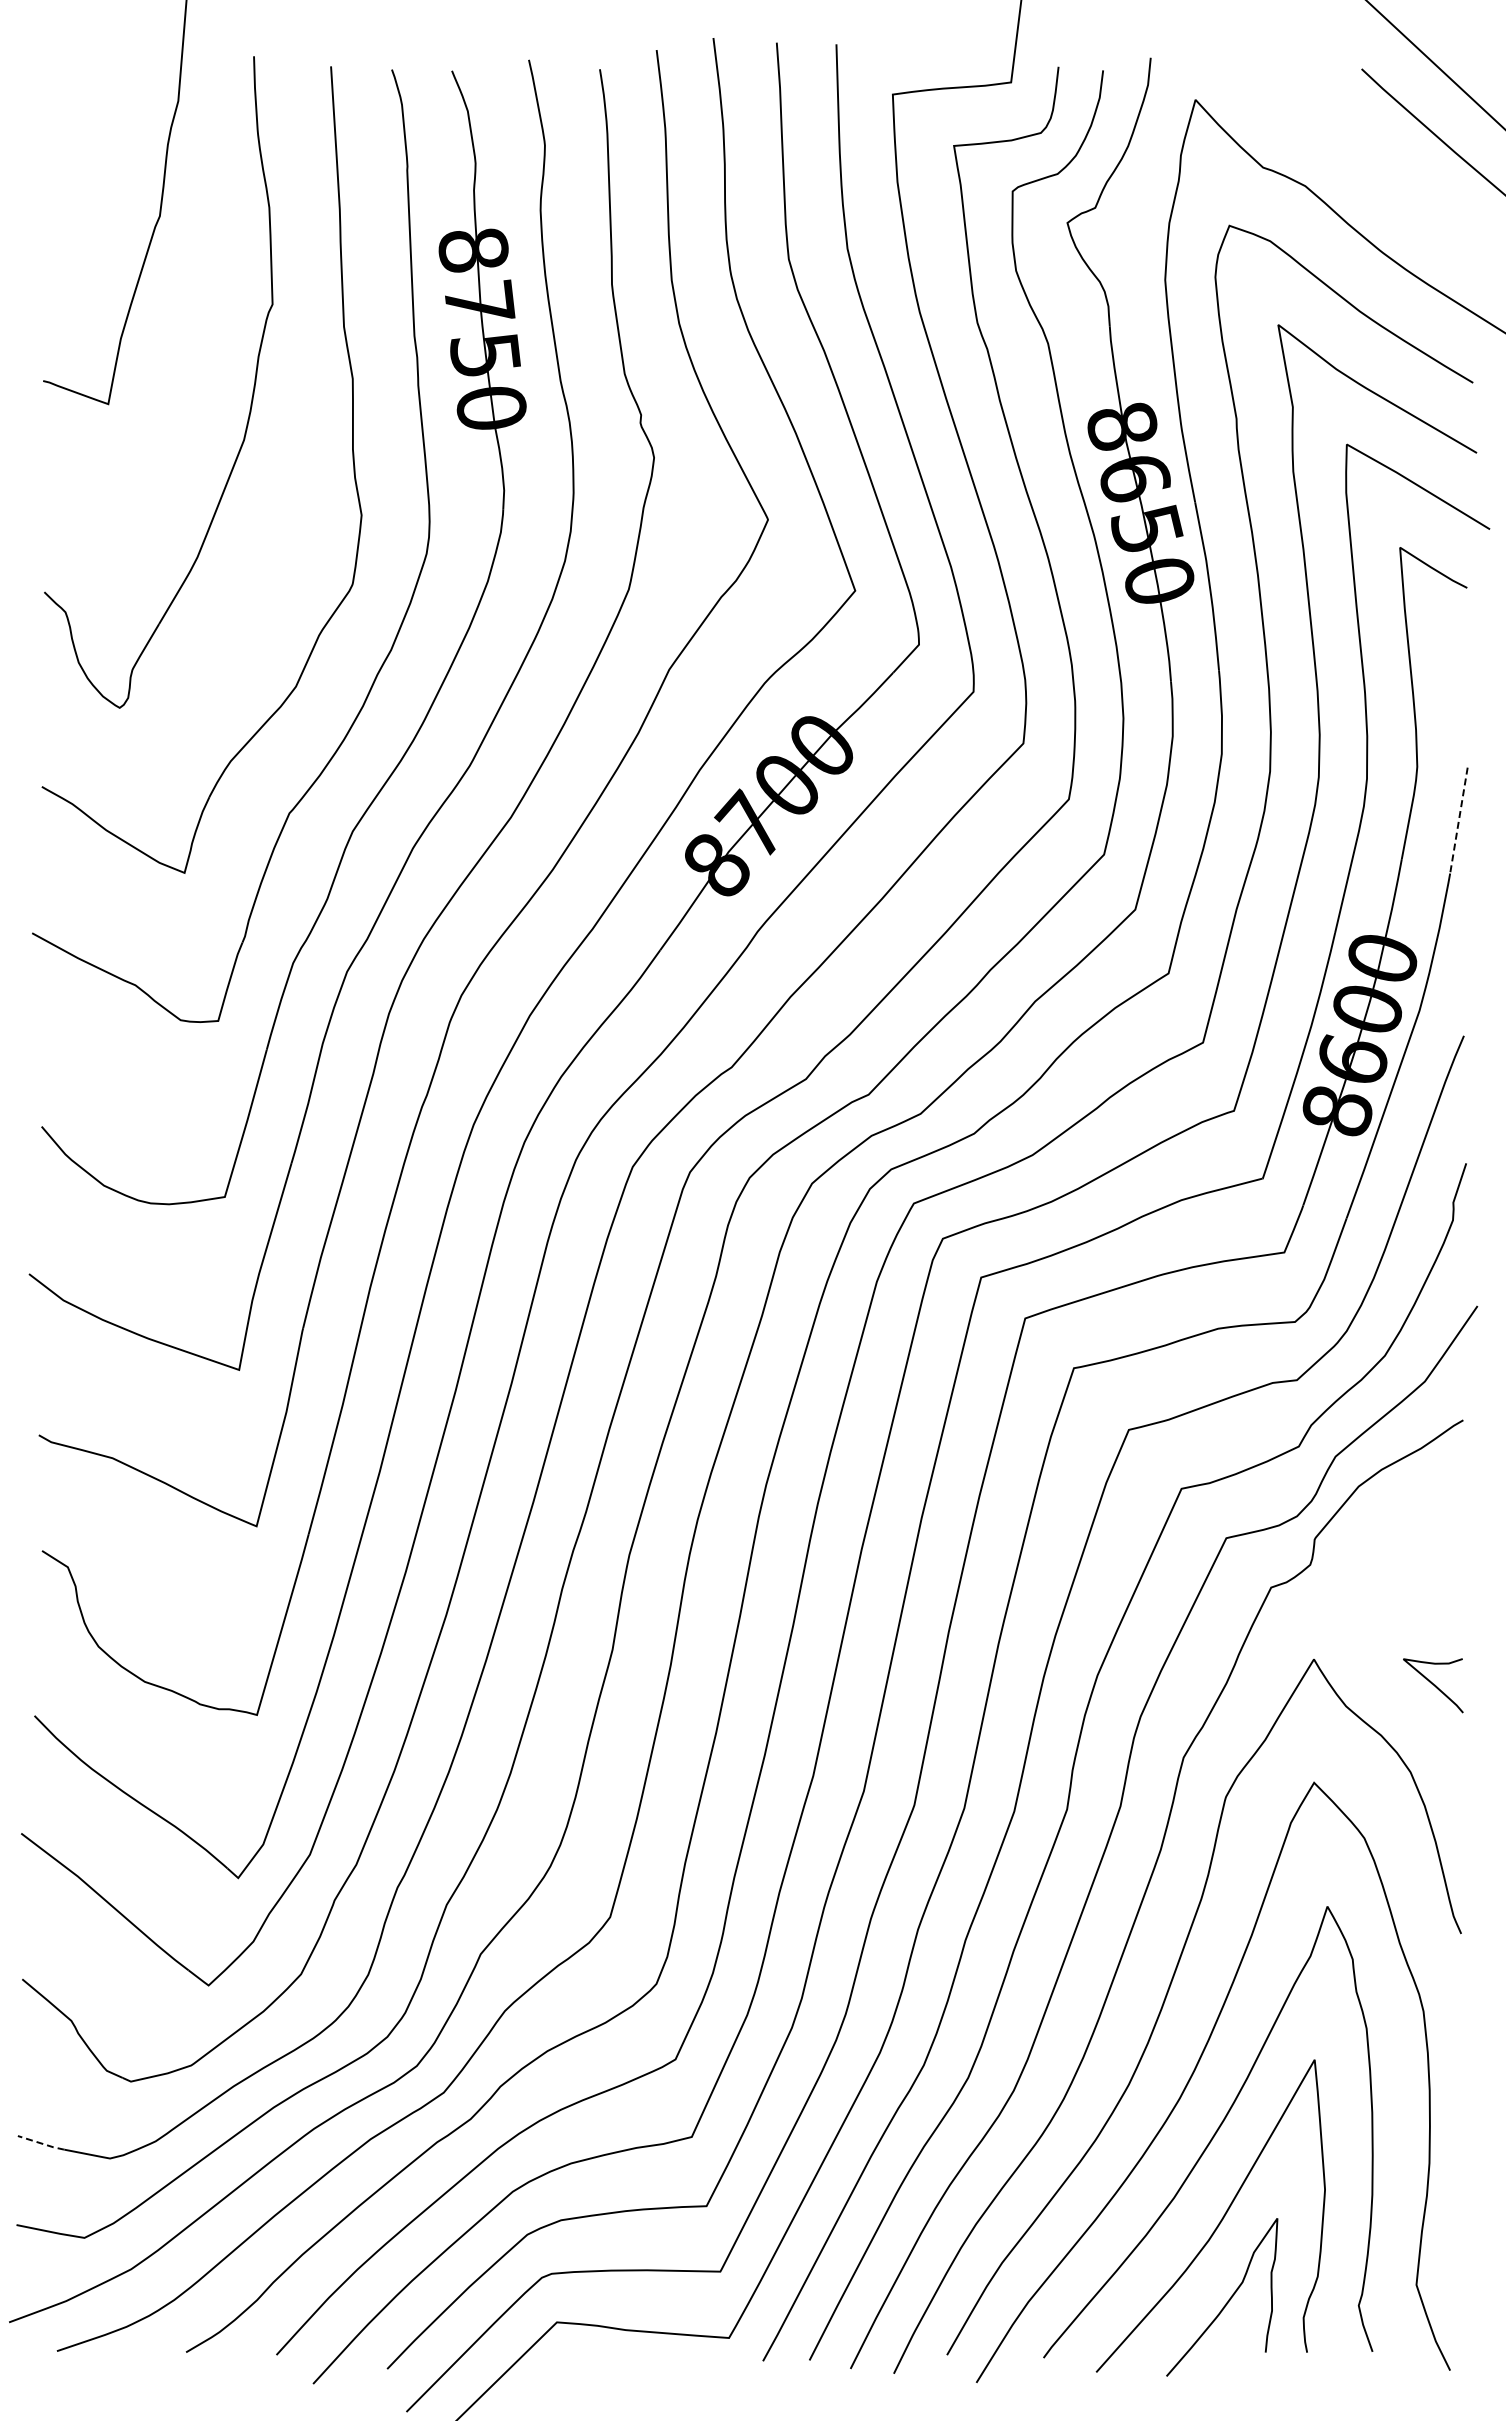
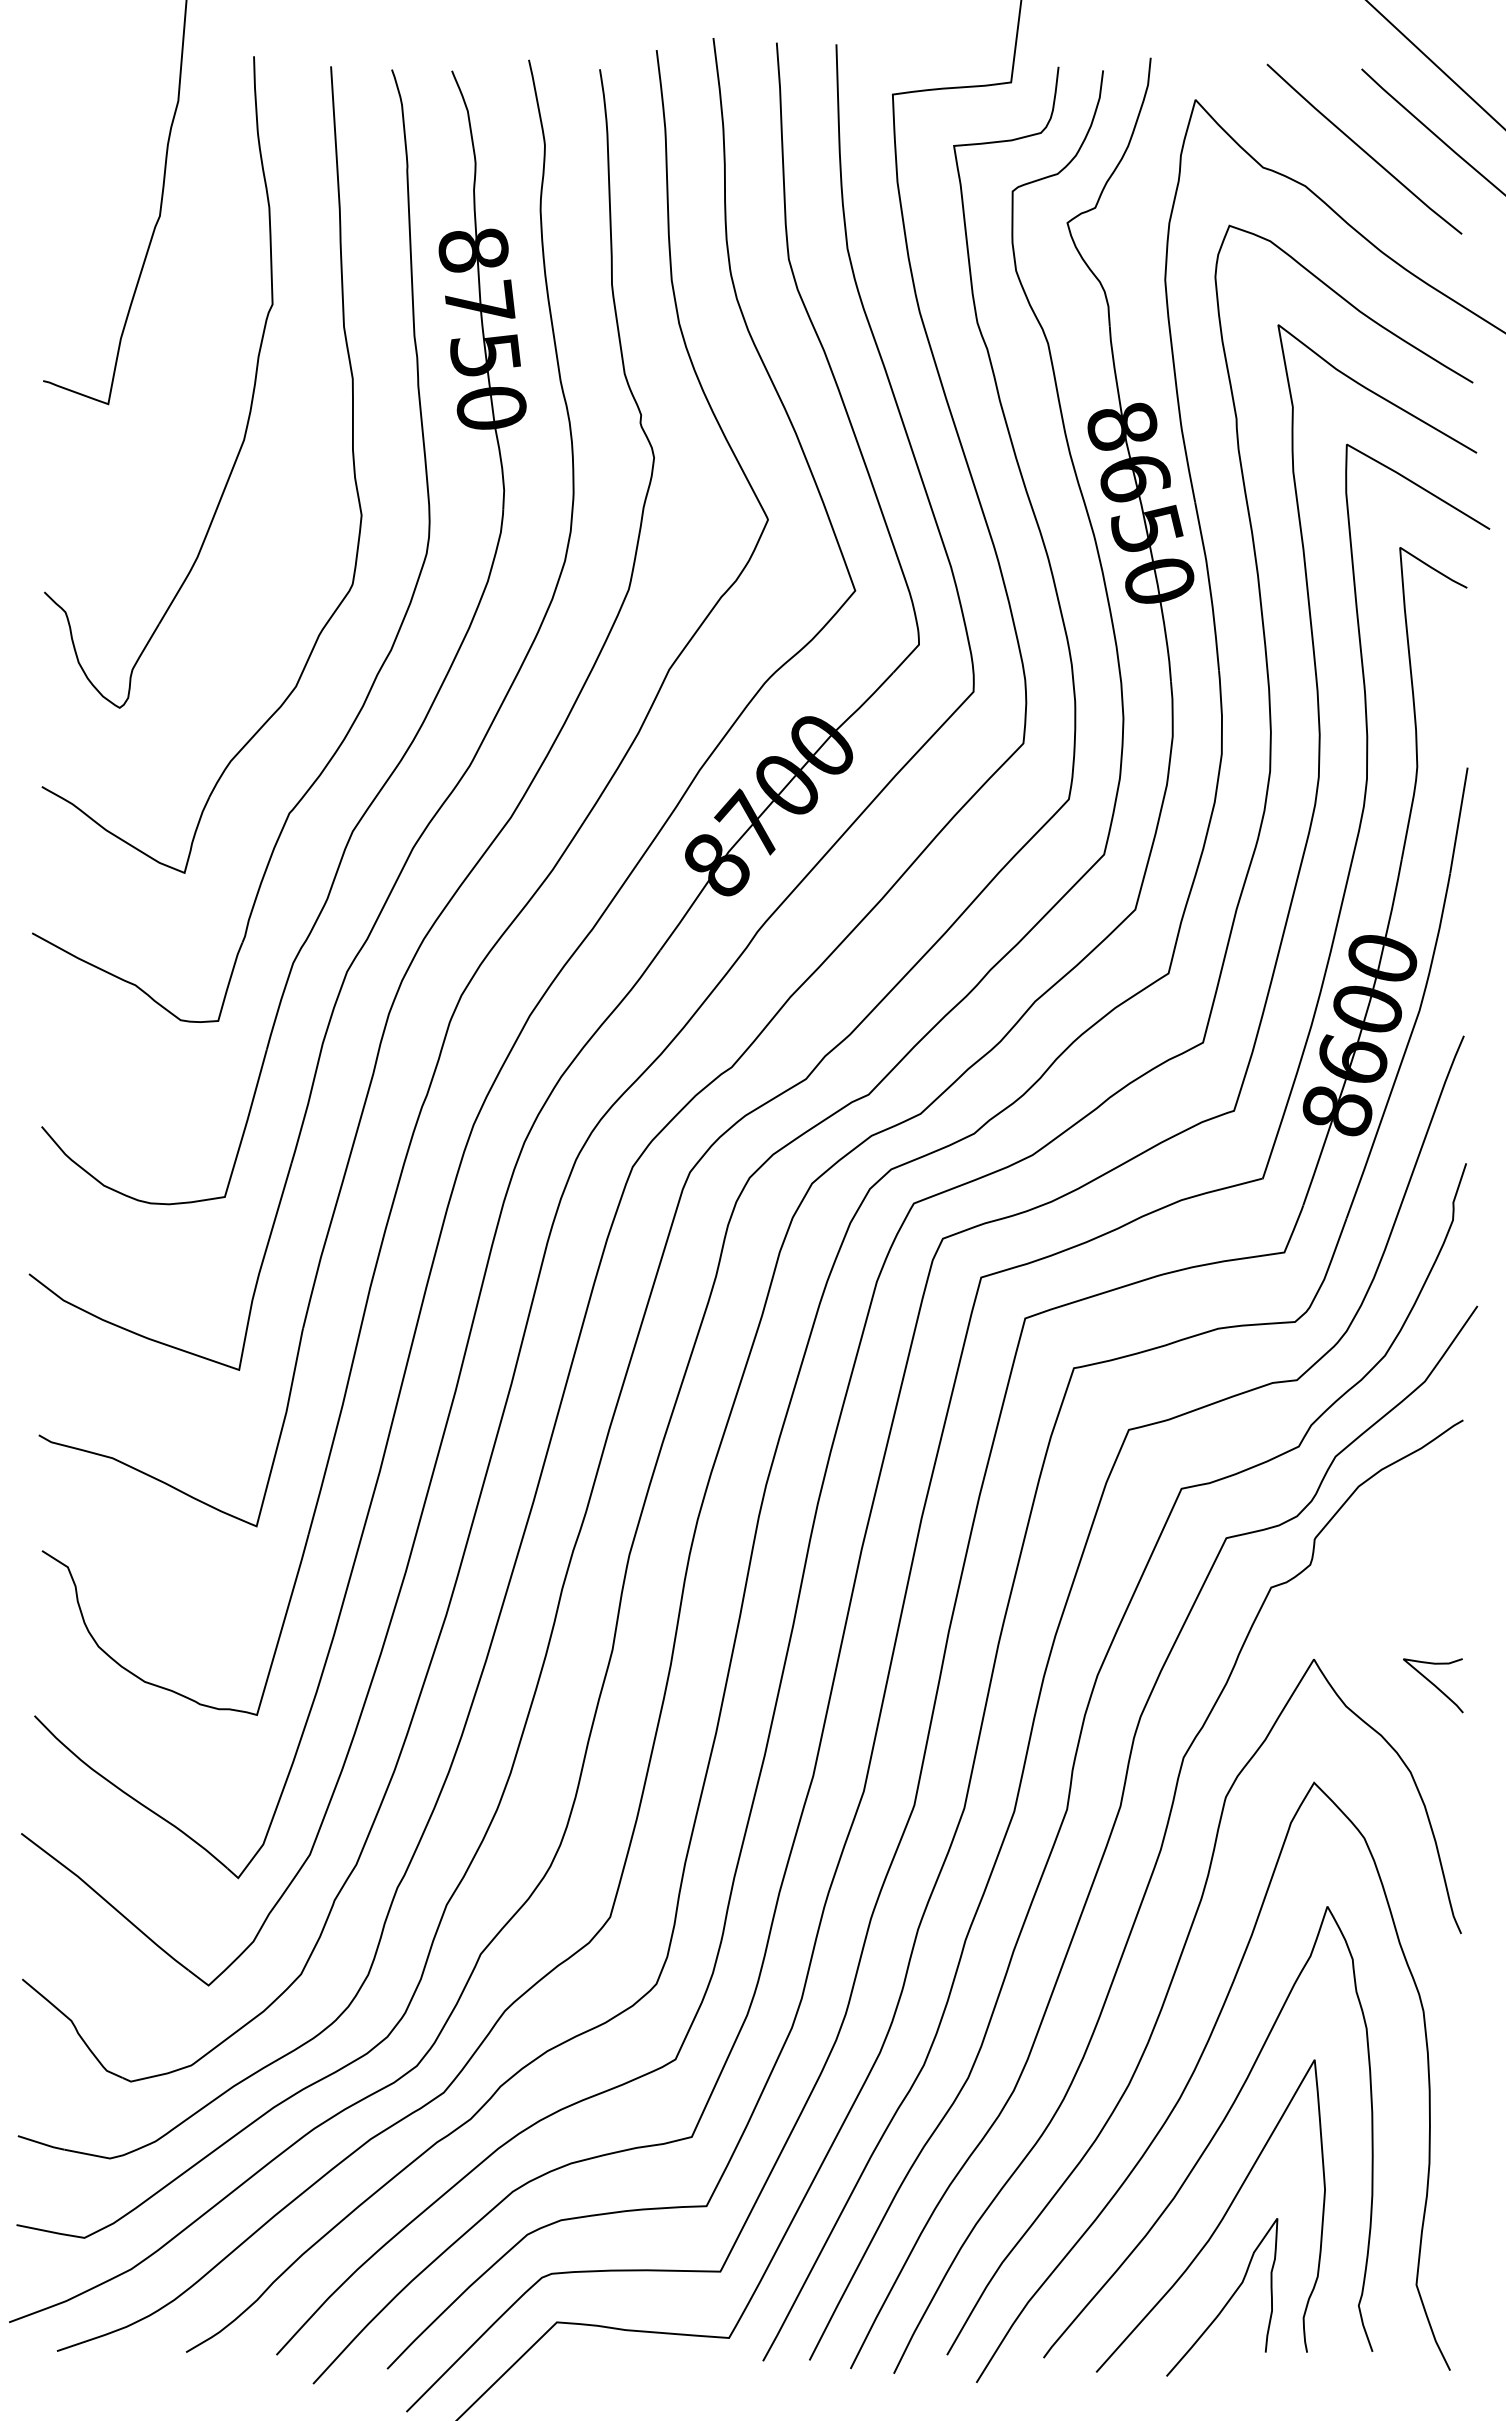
line: none -> present (1363, 149)
line: dashed -> solid (1458, 821)
line: dashed -> solid (42, 2143)
